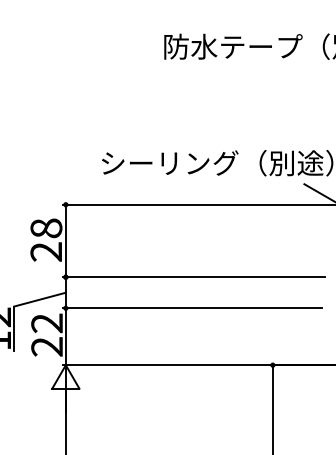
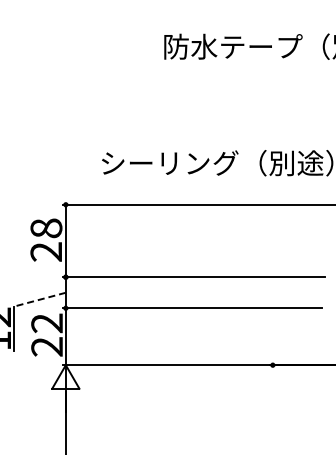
line: present -> none (318, 192)
line: solid -> dashed (39, 299)
line: present -> none (272, 408)
